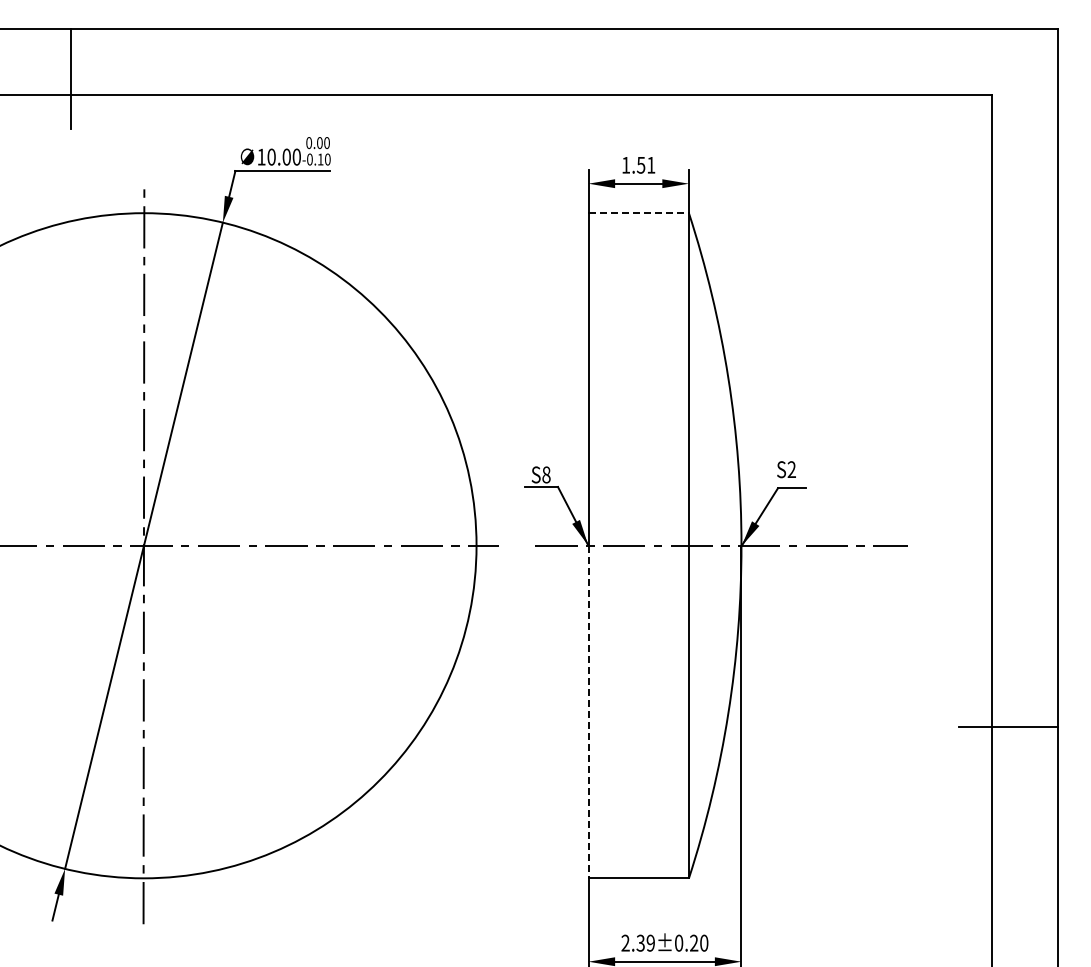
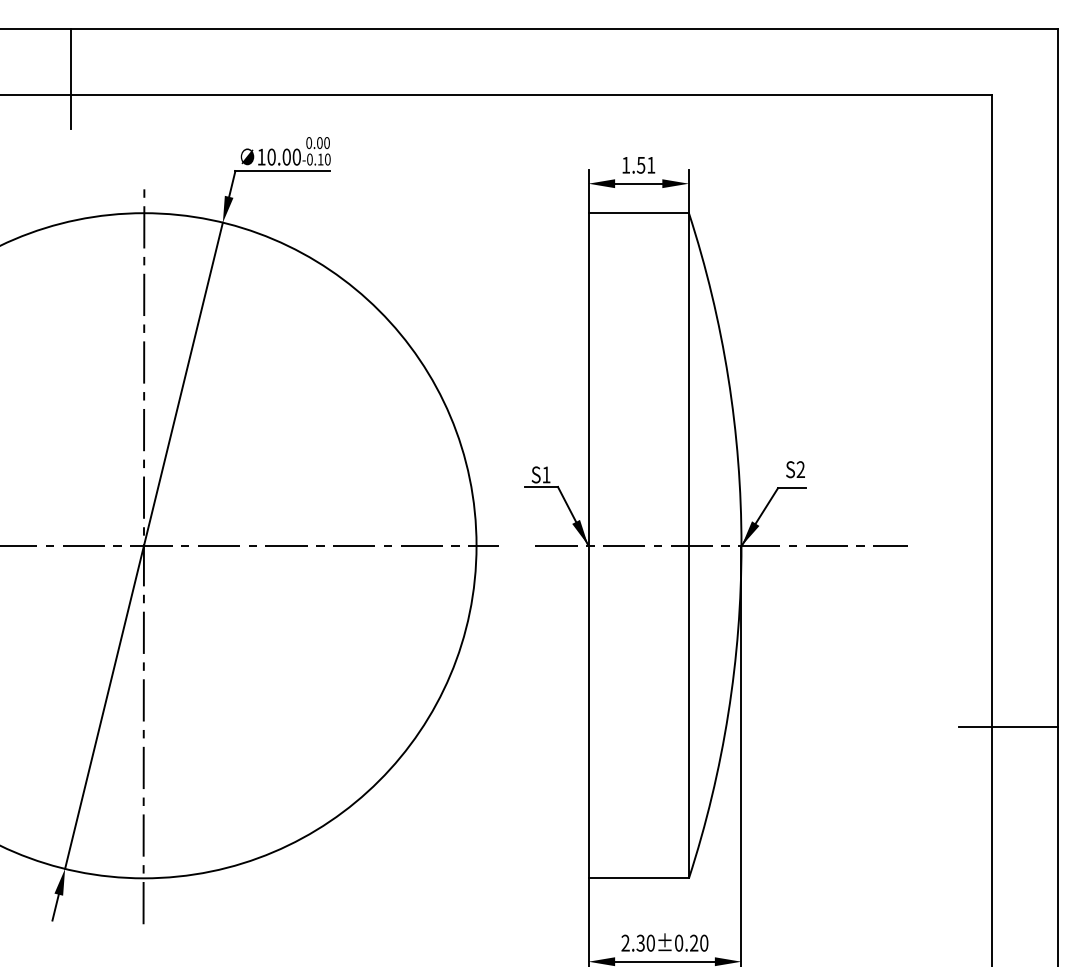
line: dashed -> solid (639, 213)
text position: (786, 469) -> (795, 469) (795, 469)
text: S8 -> S1 (546, 474)
line: dashed -> solid (588, 712)
text: 2.39±0.20 -> 2.30±0.20 (650, 942)
